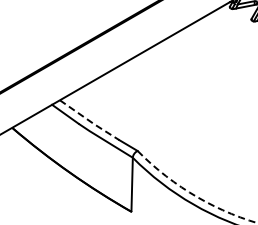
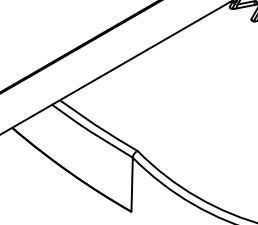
line: dashed -> solid (89, 121)
arc: dashed -> solid (193, 194)
